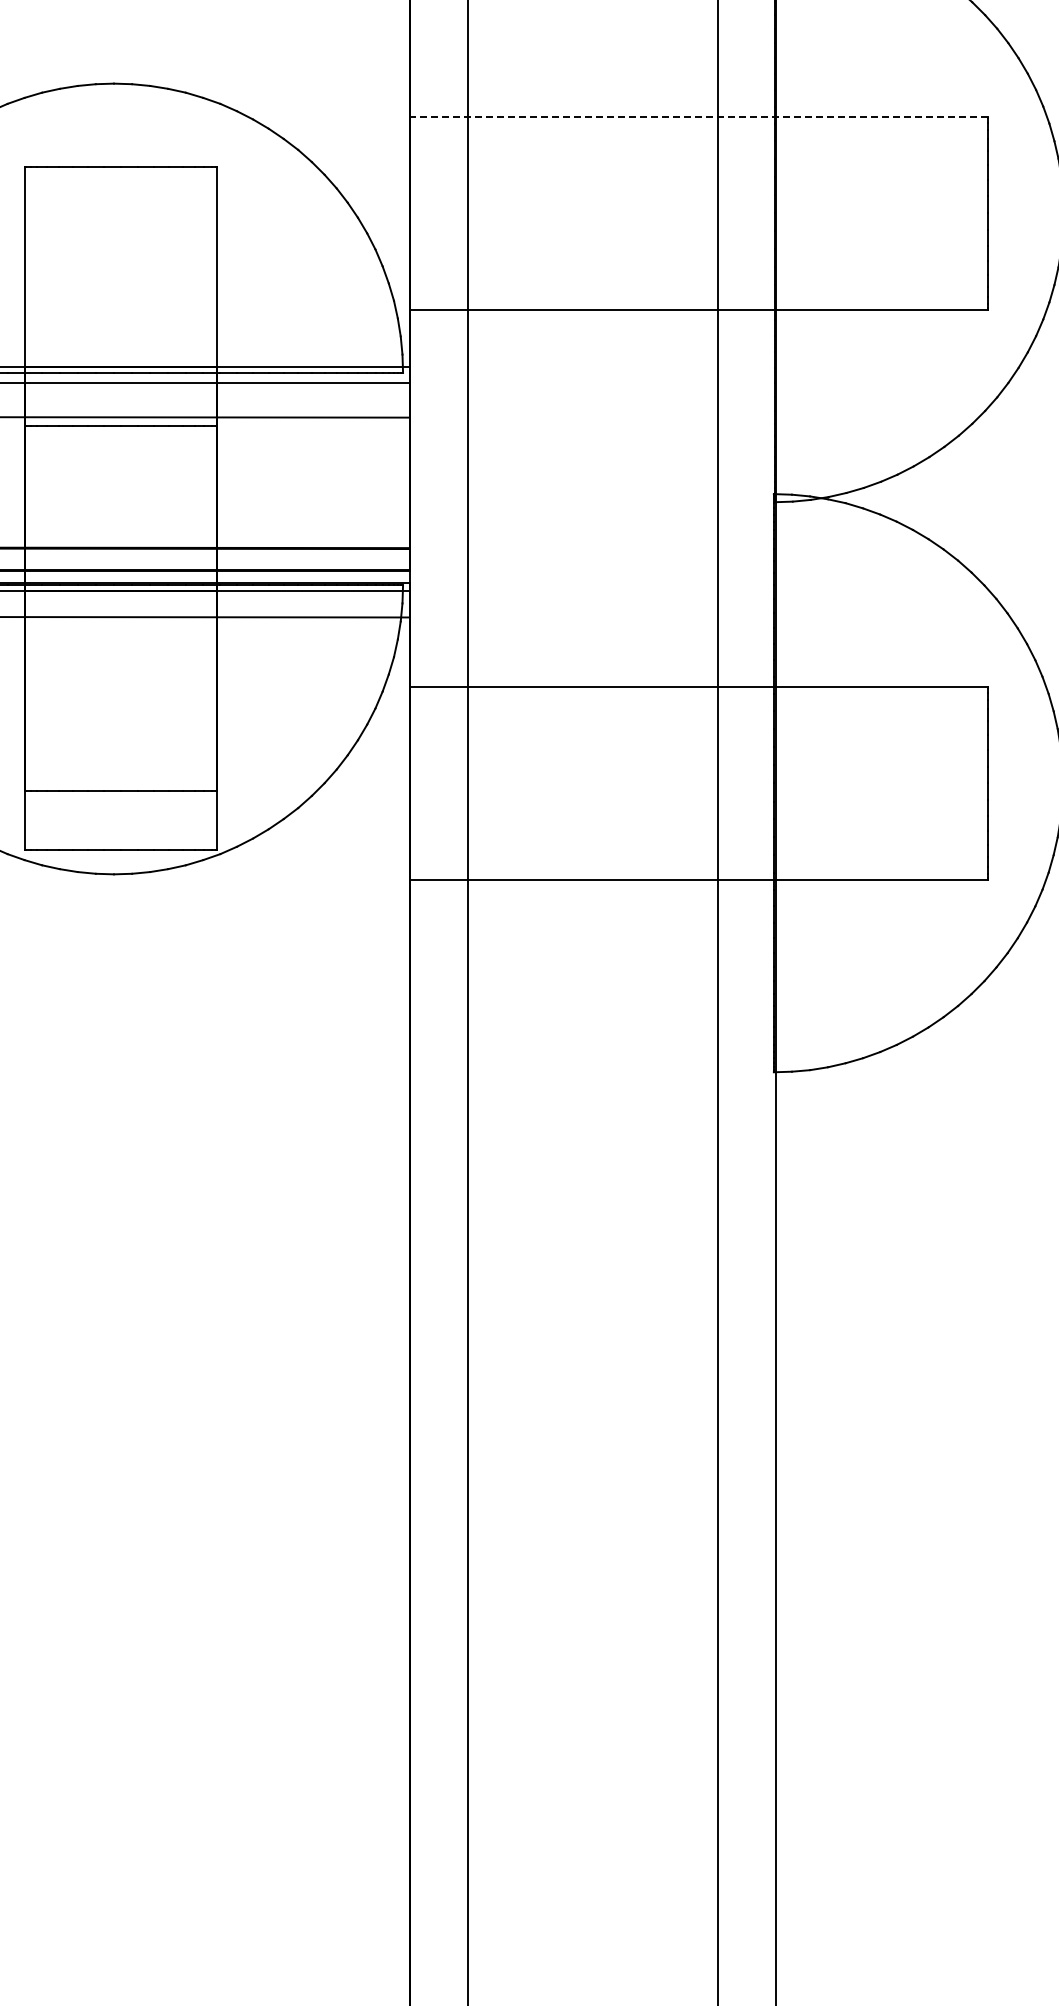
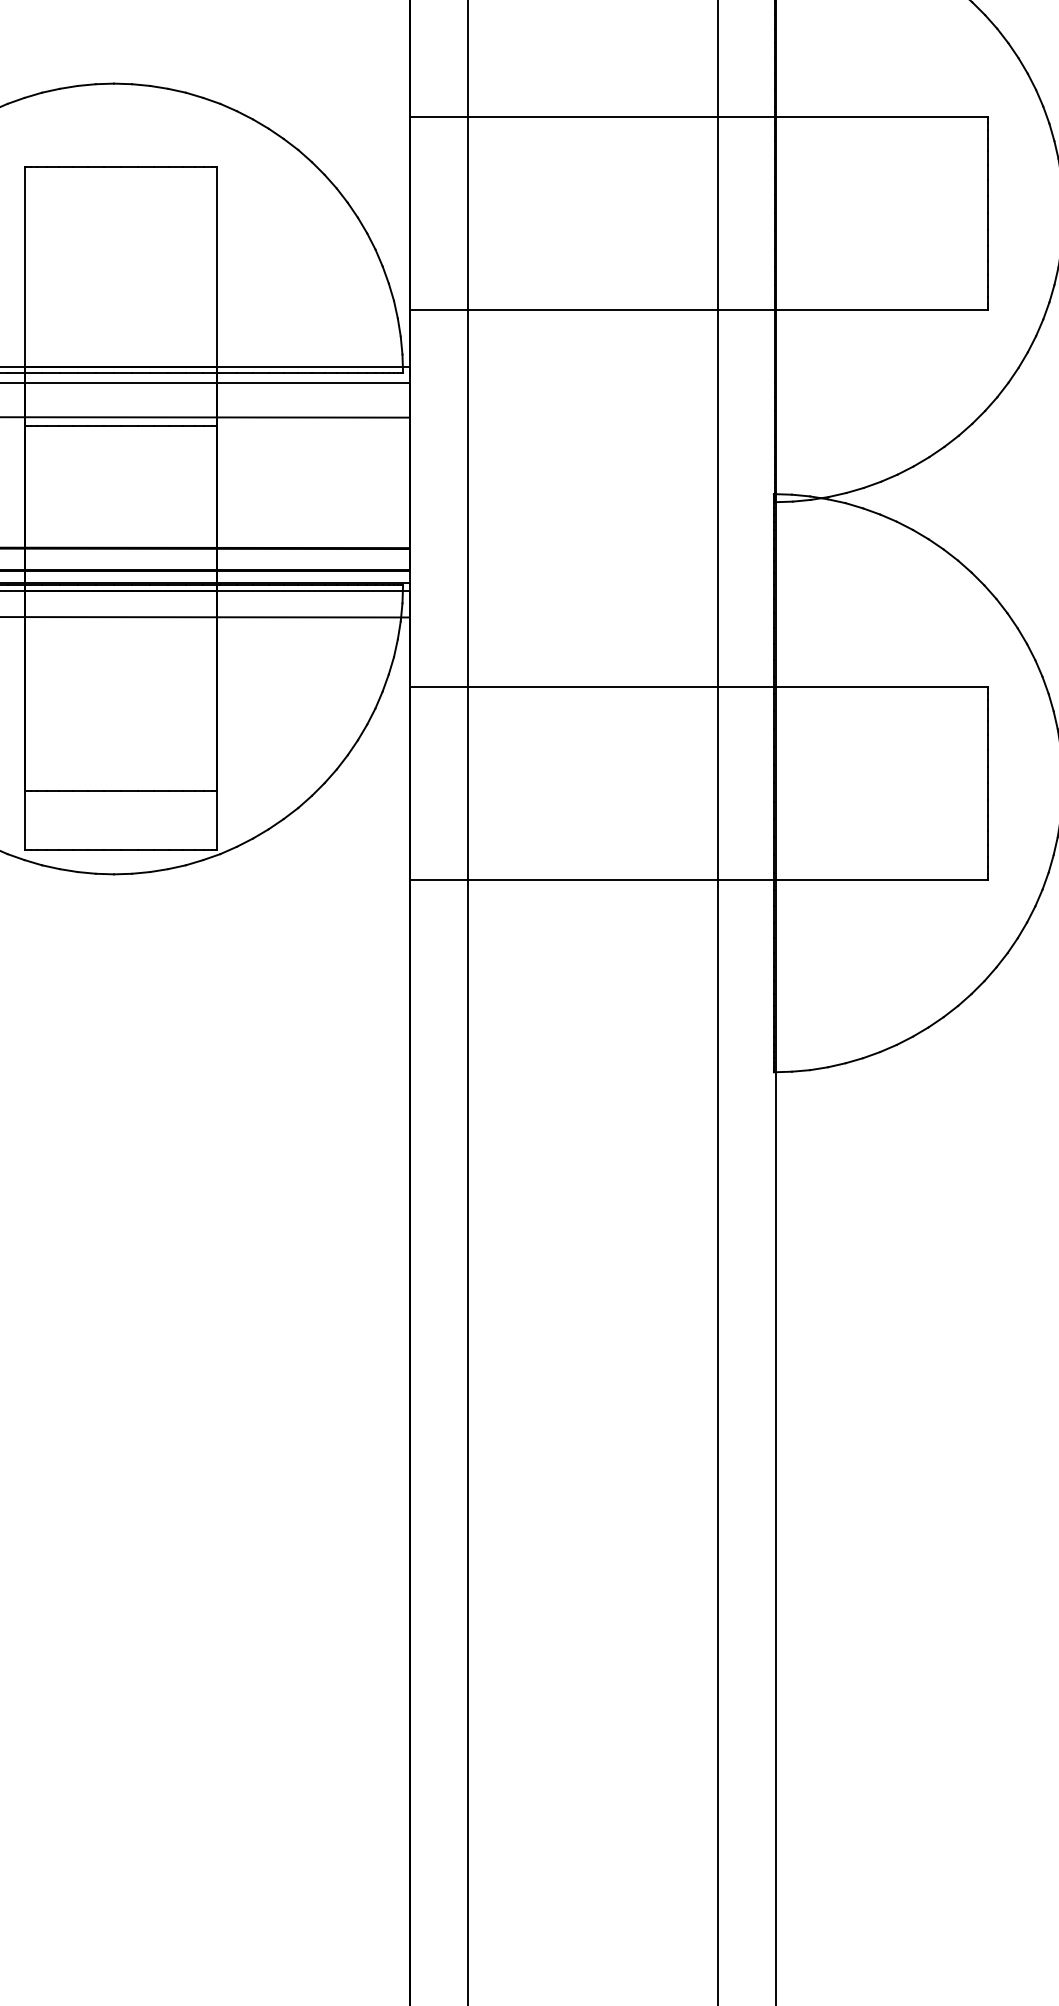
line: dashed -> solid (698, 116)
